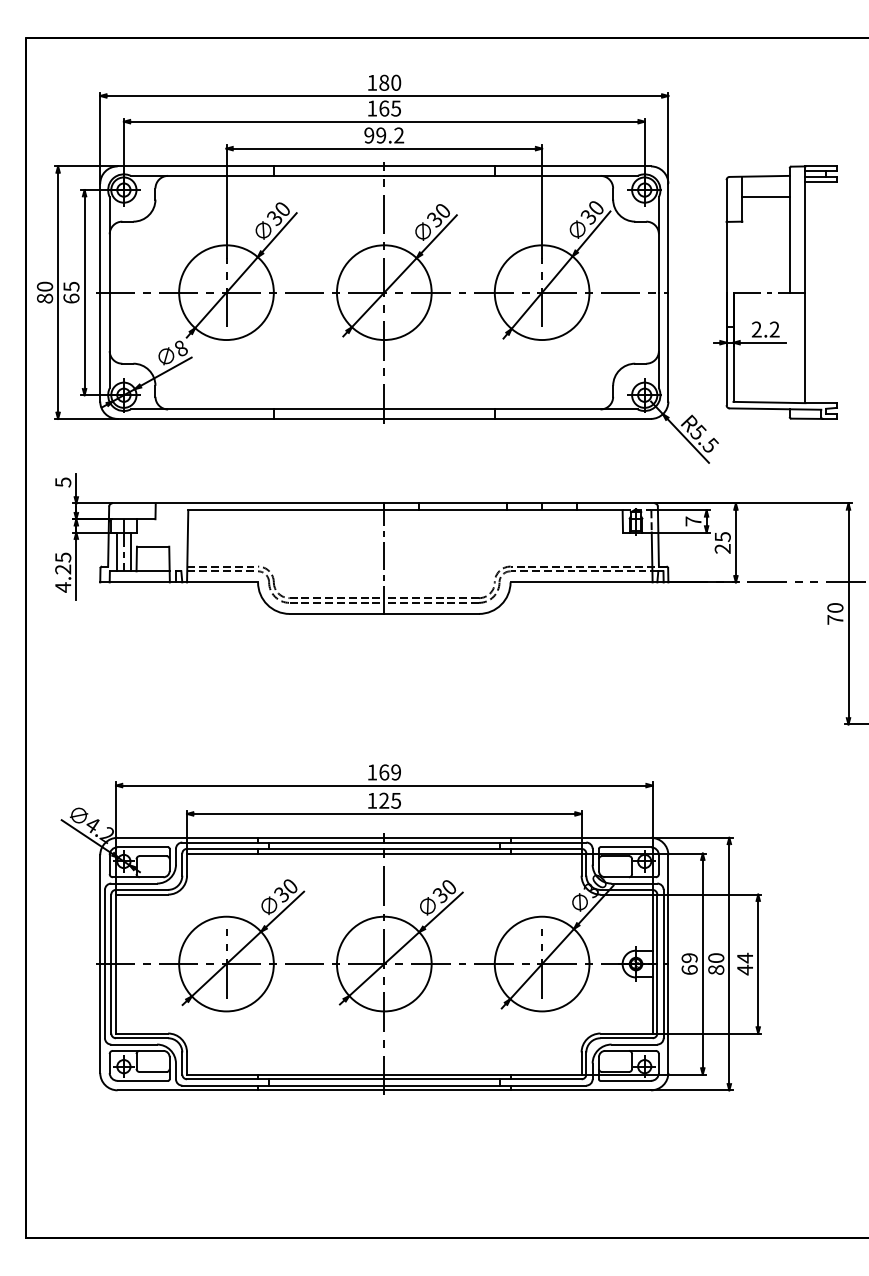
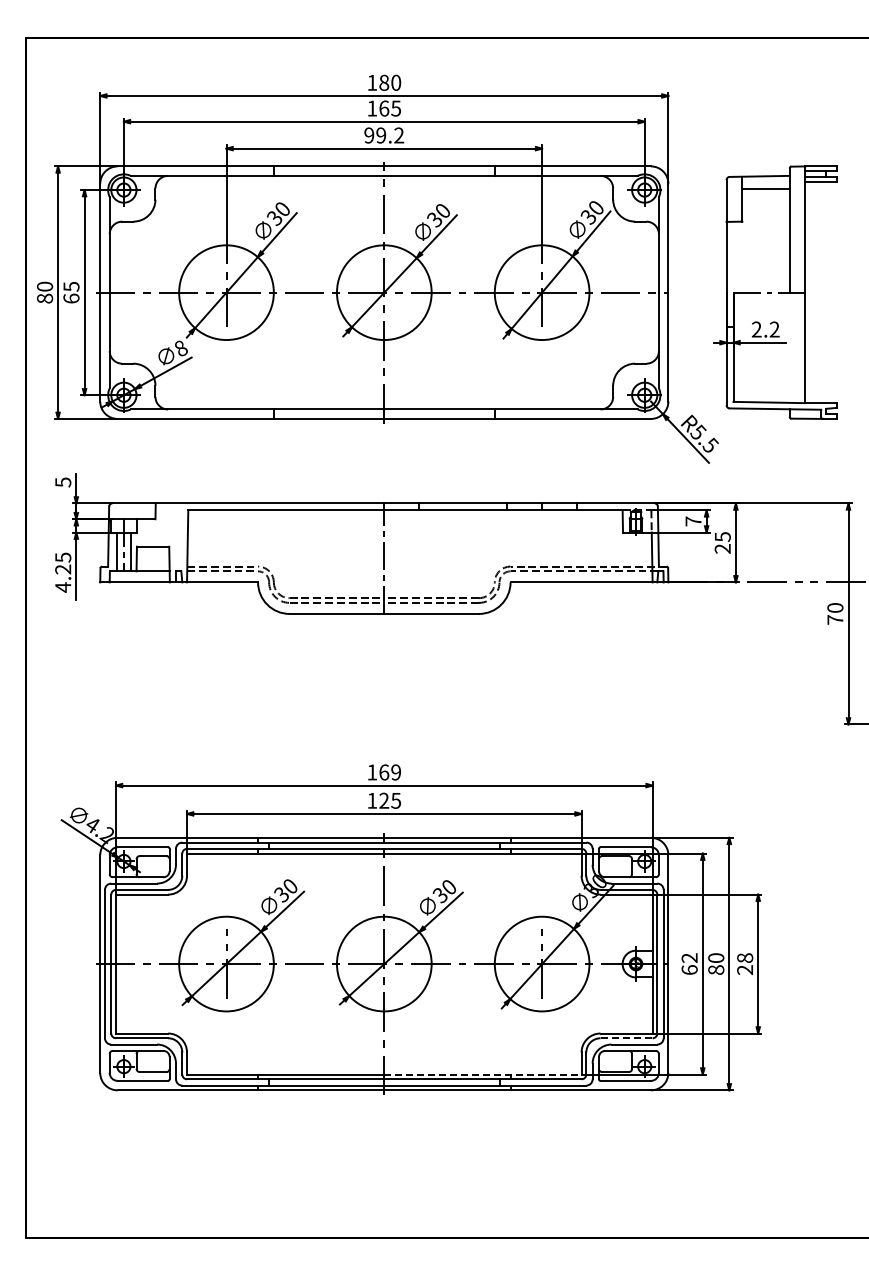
line position: (765, 196) -> (765, 188) (765, 188)
text: 69 -> 62 (689, 958)
text: 44 -> 28 (745, 963)
line: solid -> dashed (627, 1038)
line: solid -> dashed (482, 1074)
